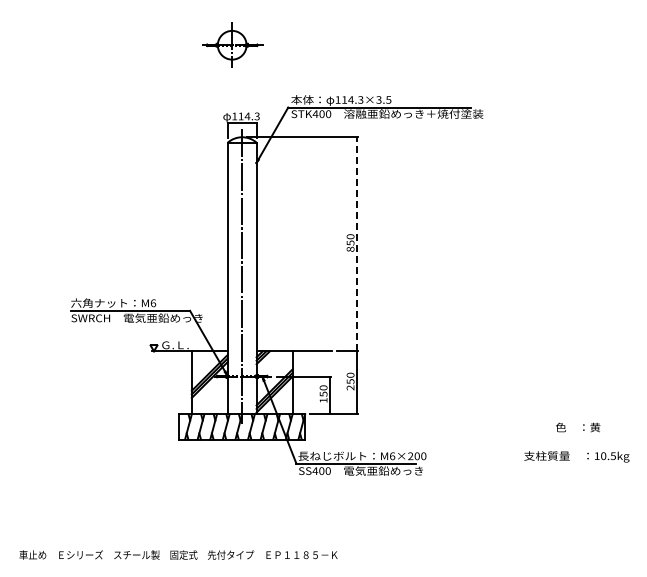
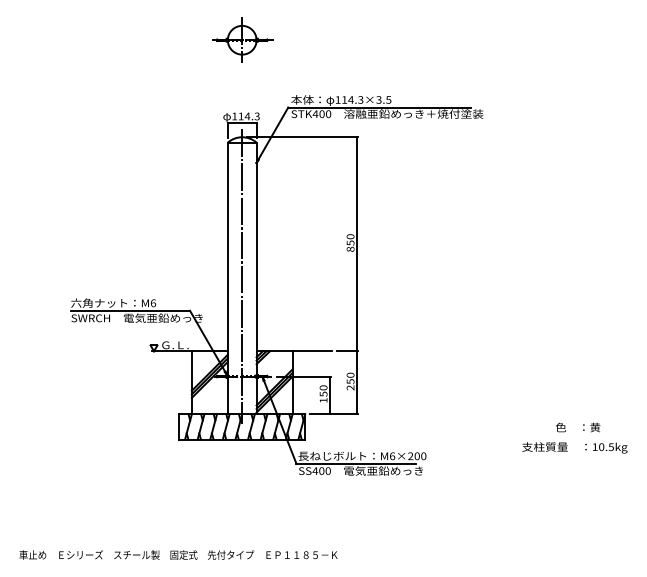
part position: (232, 44) -> (242, 39) (242, 39)
line: dashed -> solid (357, 243)
text position: (576, 456) -> (574, 447) (574, 447)
